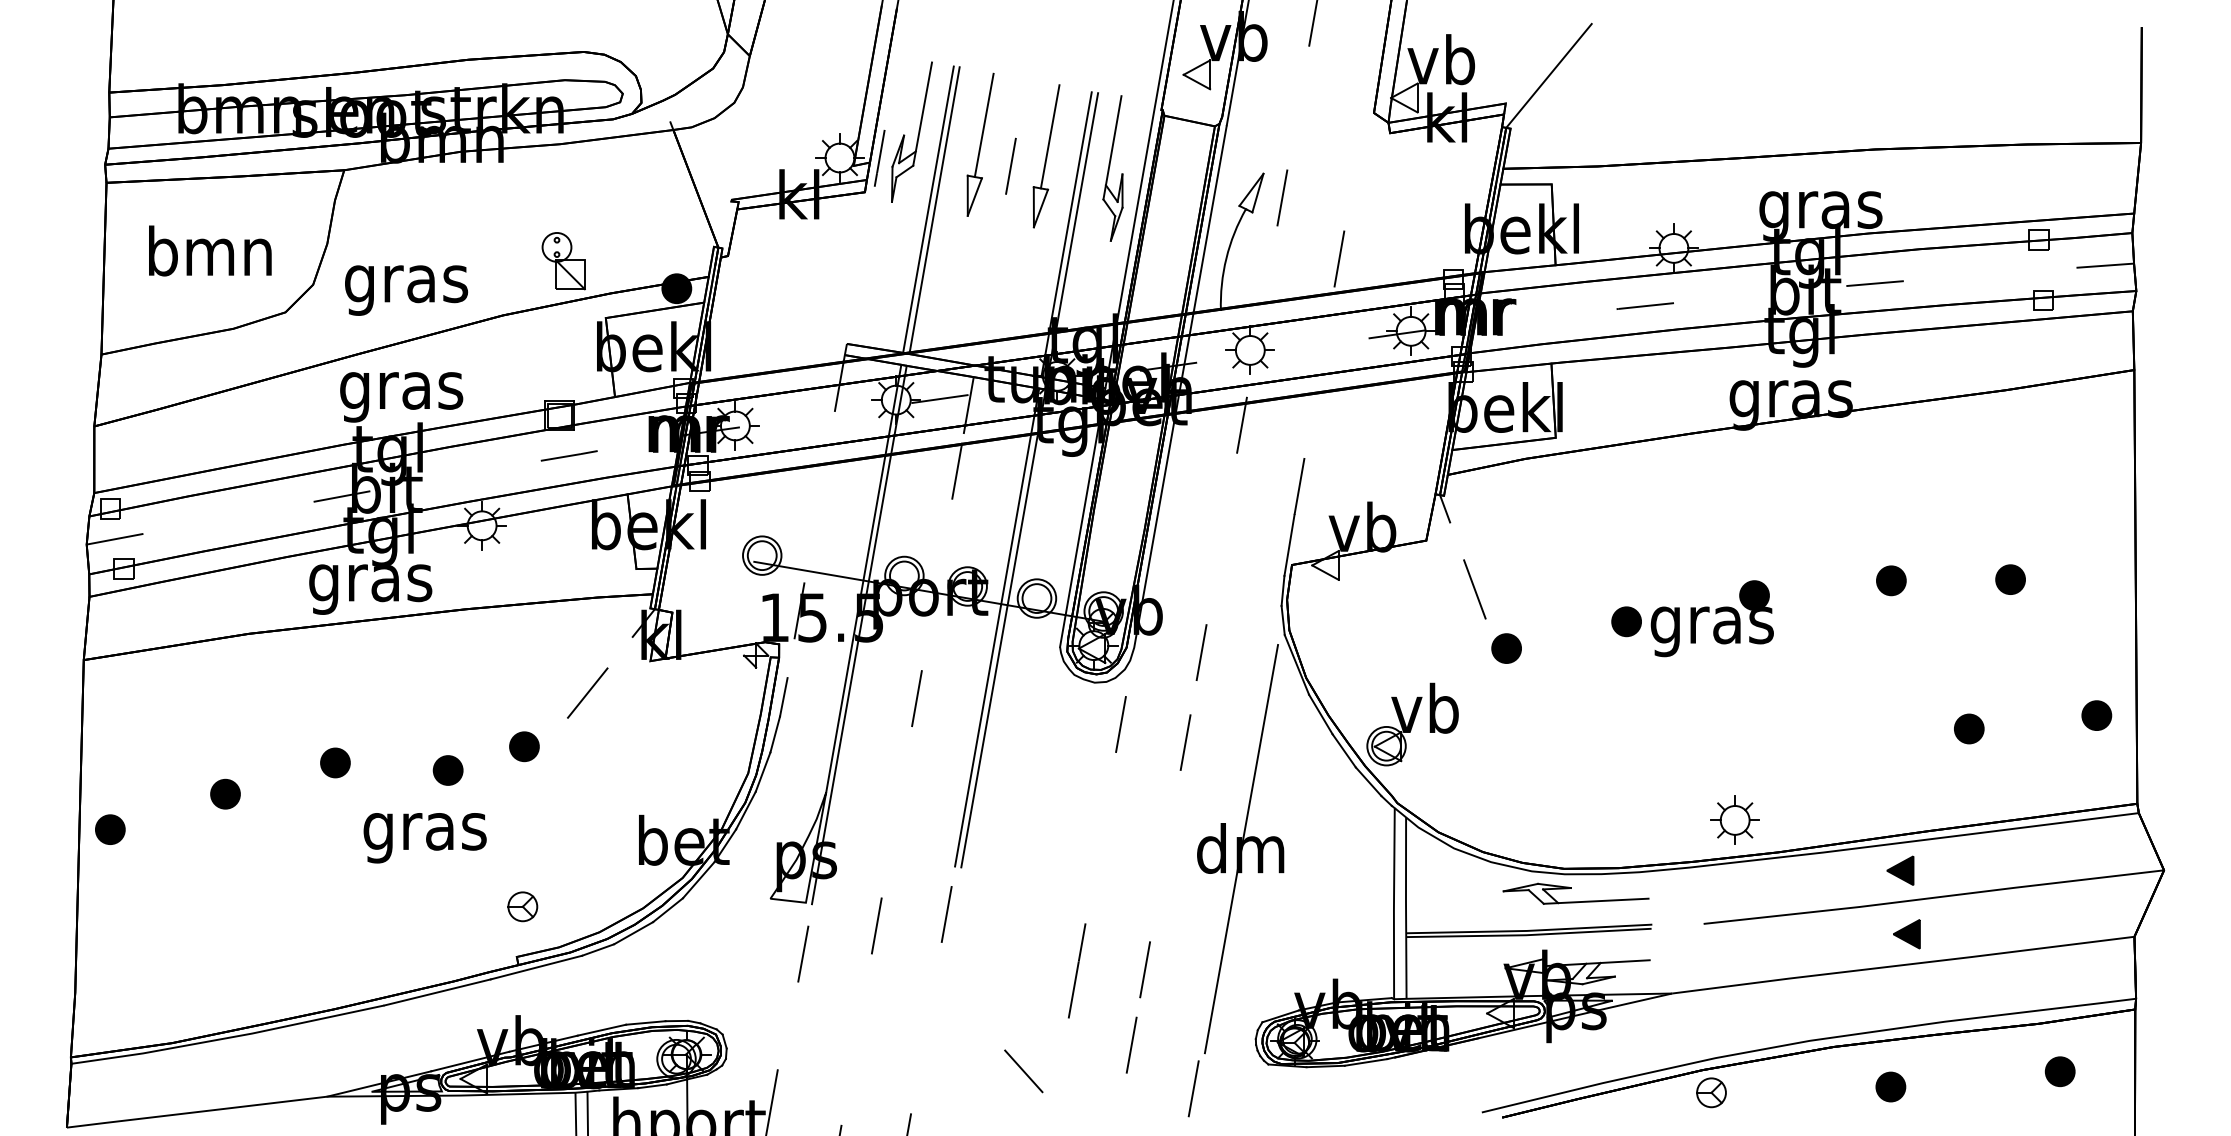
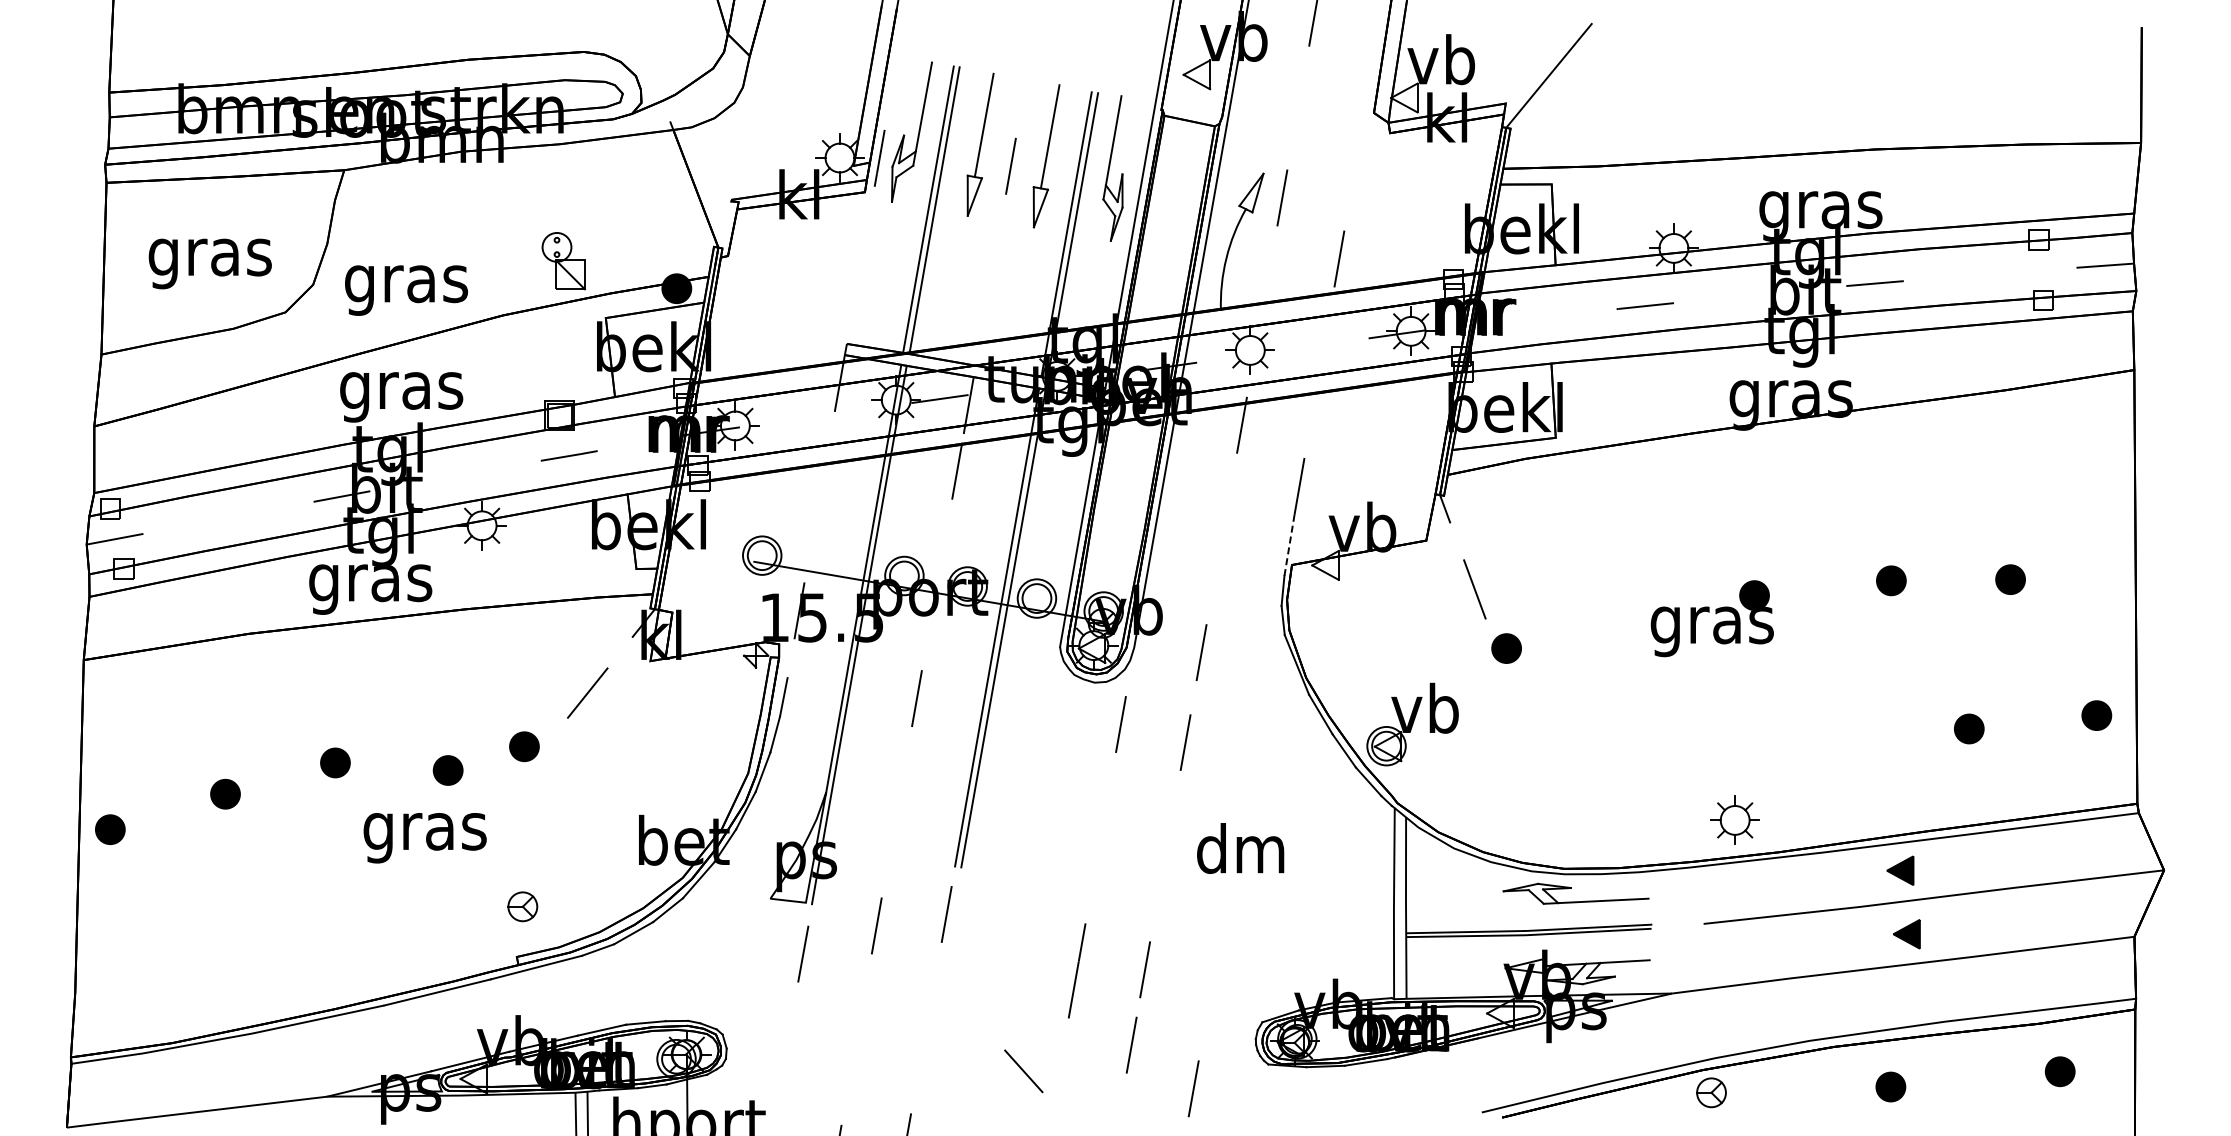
text: bmn -> gras (209, 257)
line: solid -> dashed (1289, 545)
part: present -> none (1626, 621)
line: present -> none (1241, 848)
line: present -> none (771, 1101)
